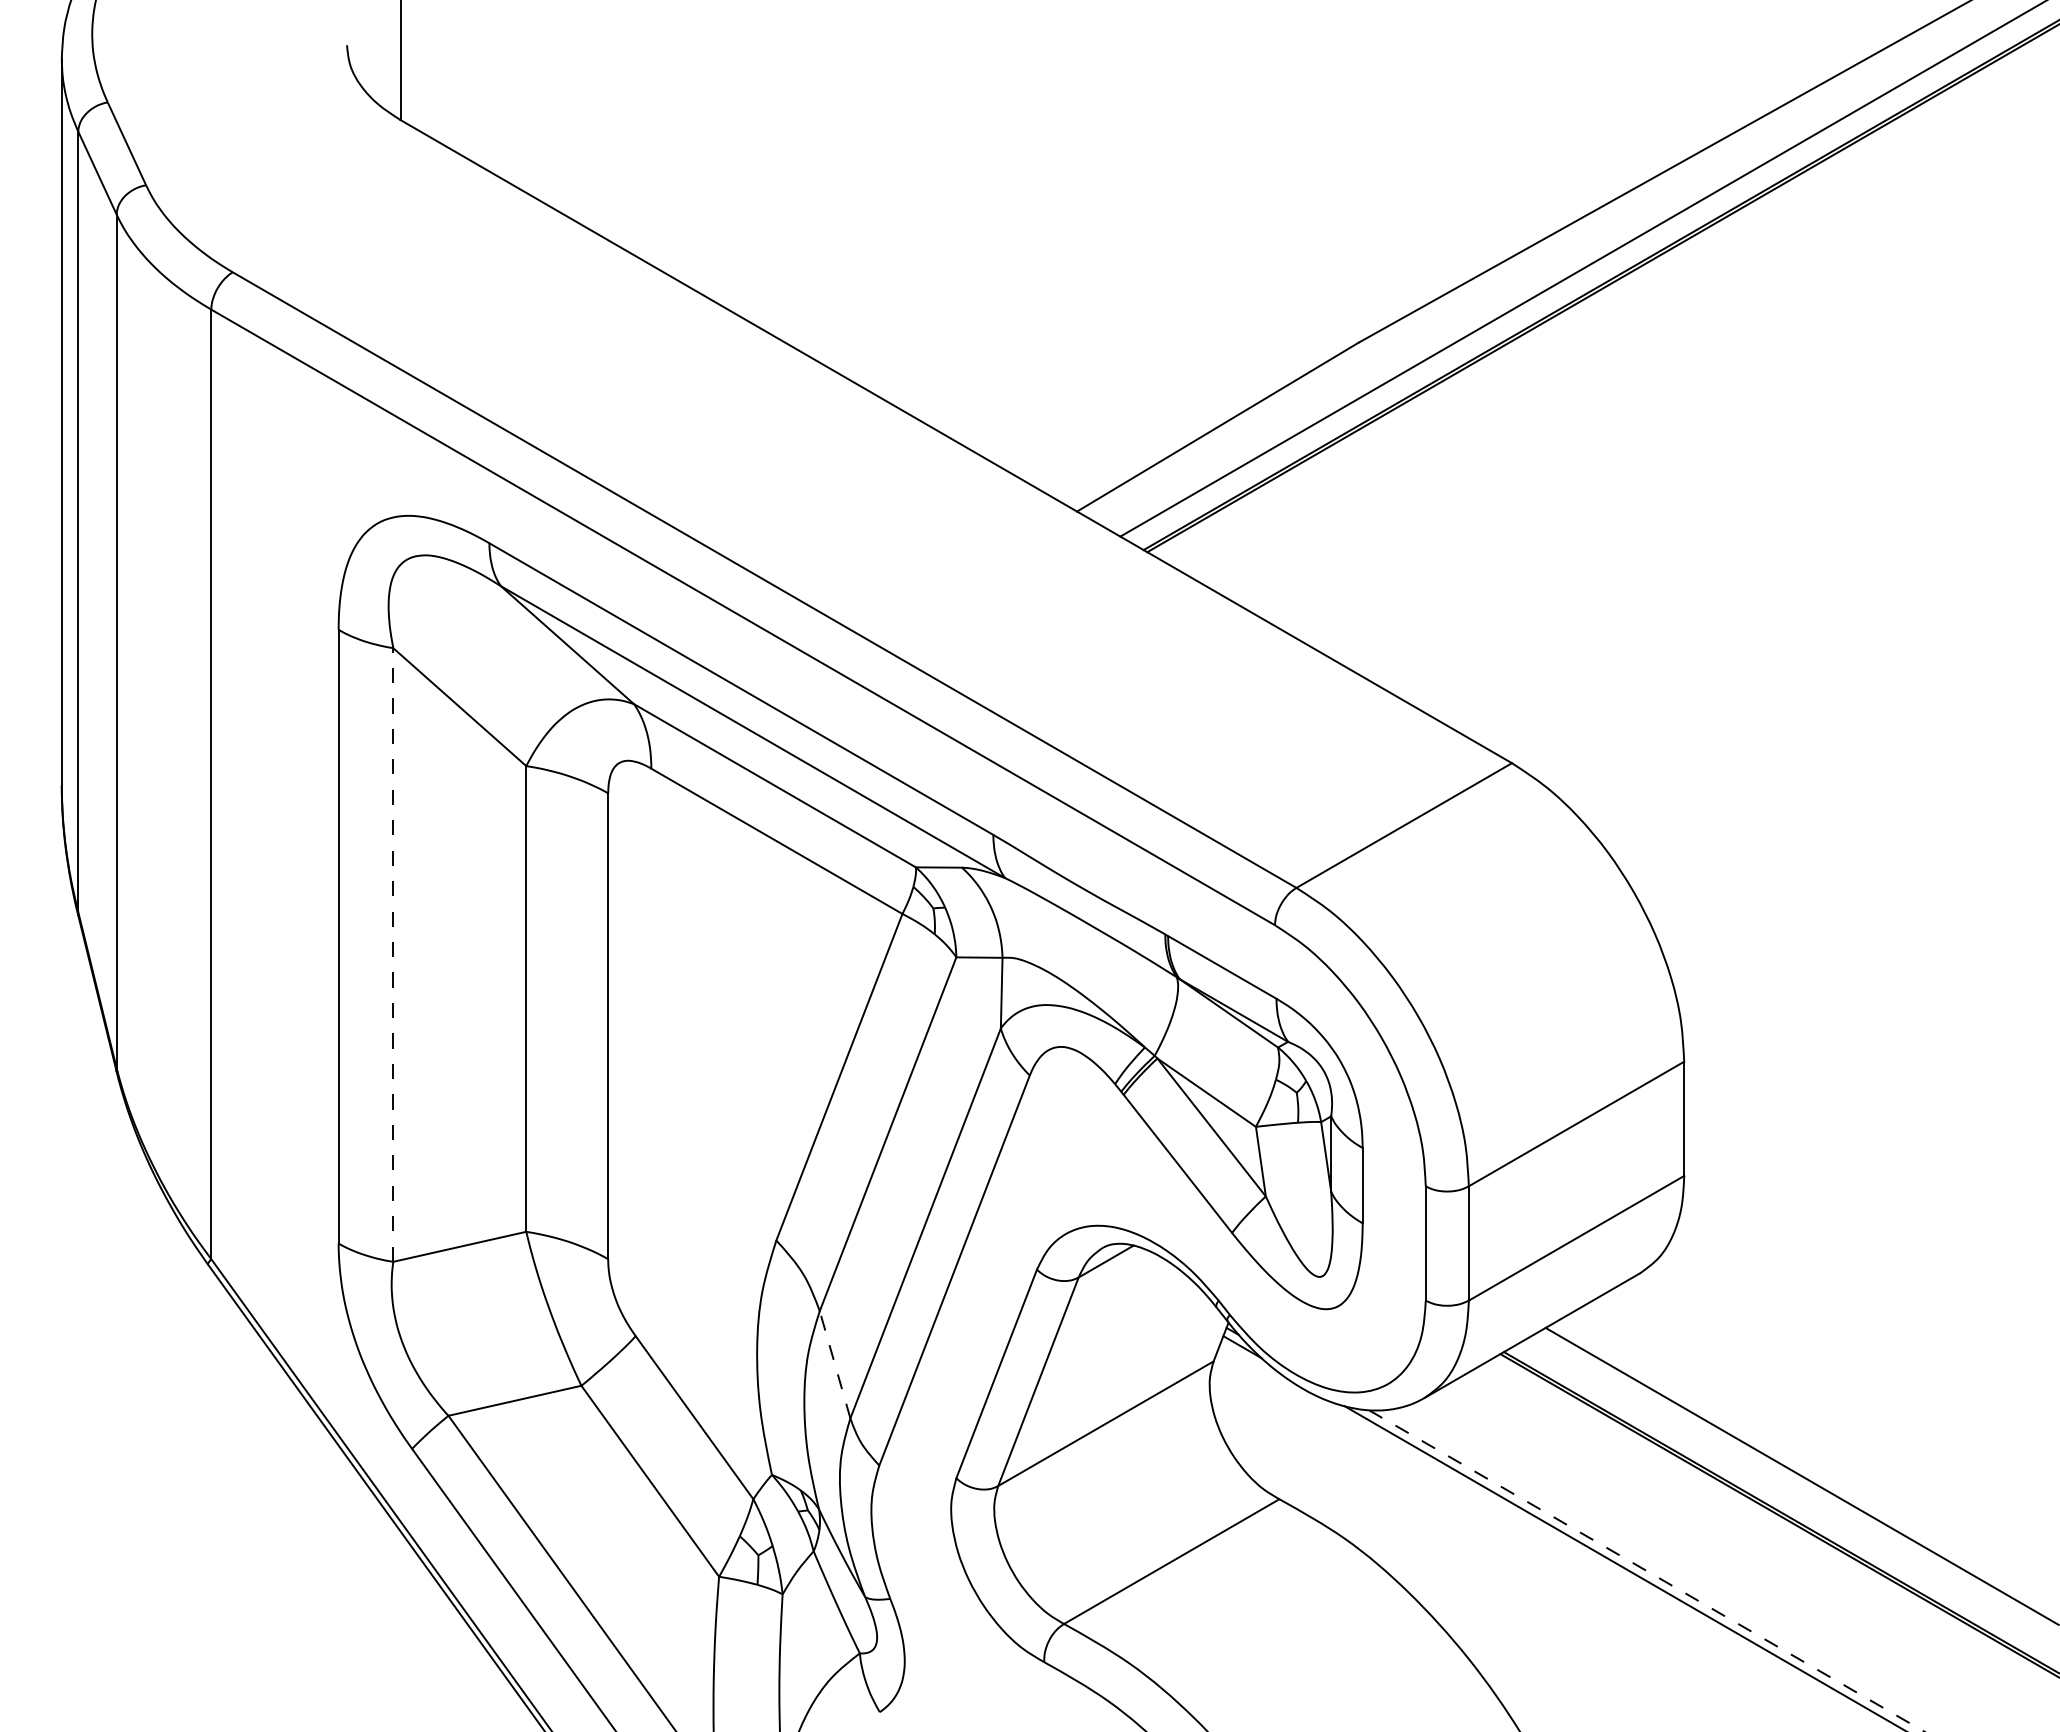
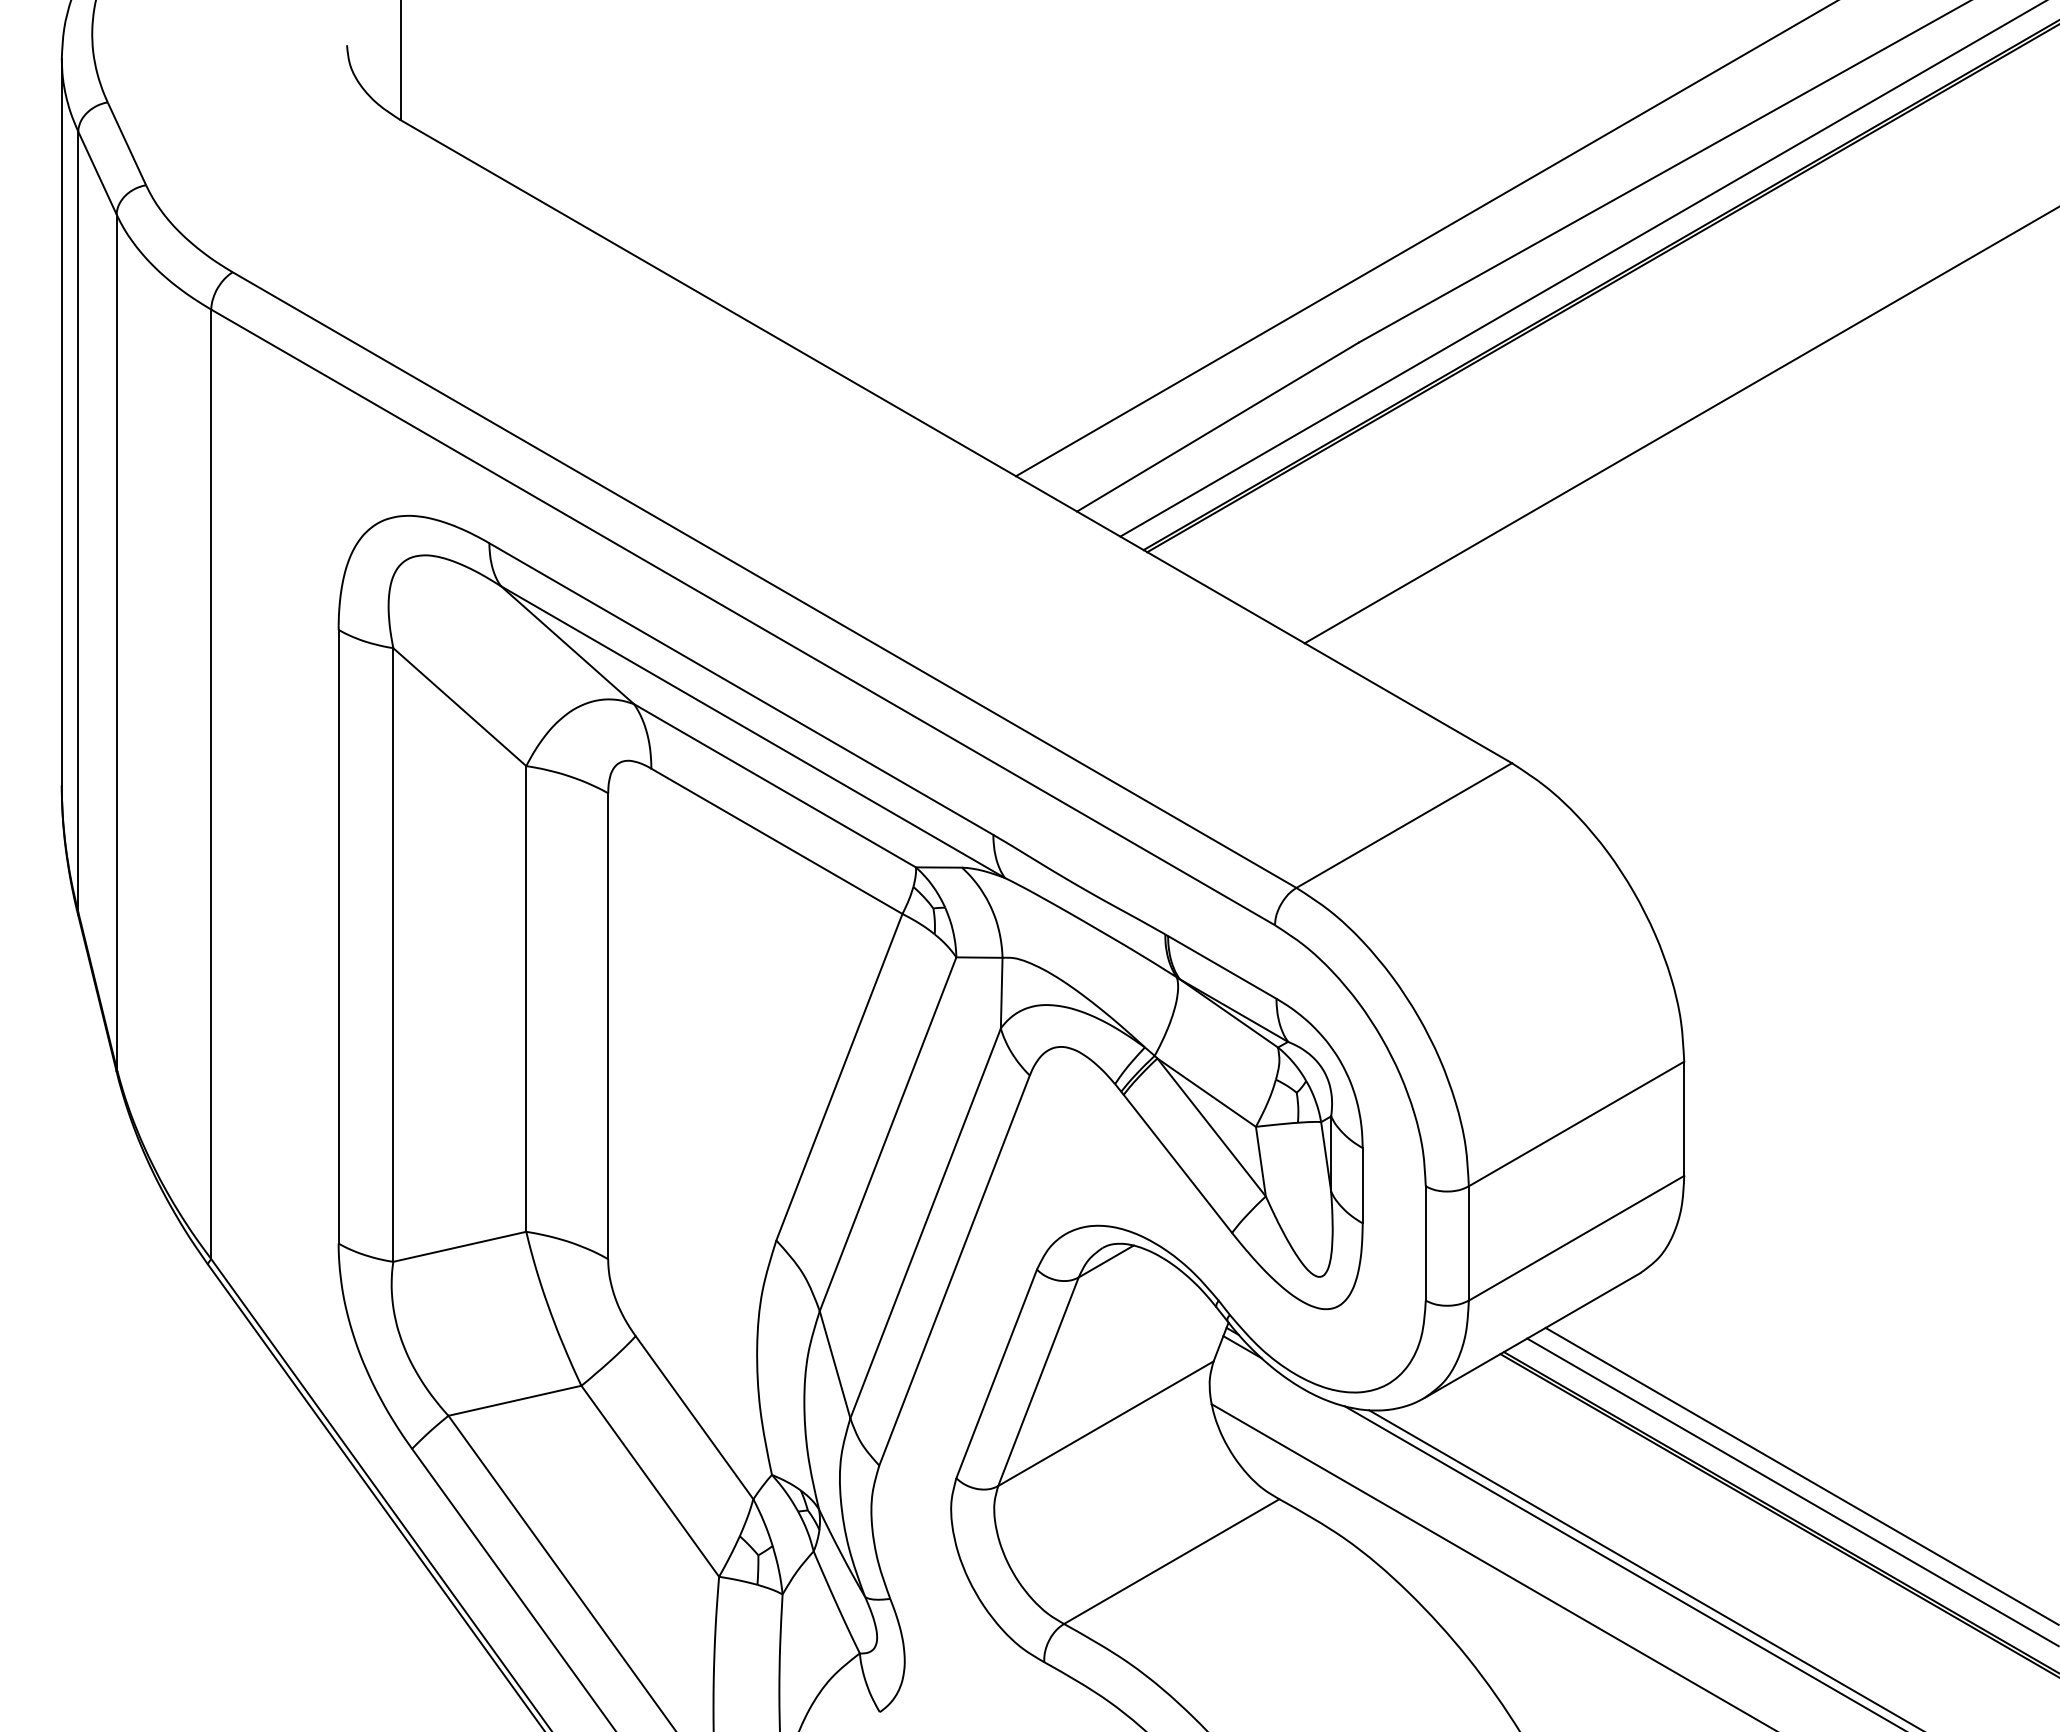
line: none -> present (1425, 239)
line: none -> present (1680, 425)
line: dashed -> solid (393, 955)
line: dashed -> solid (835, 1364)
line: none -> present (1791, 1491)
line: none -> present (1491, 1566)
line: dashed -> solid (1646, 1571)
